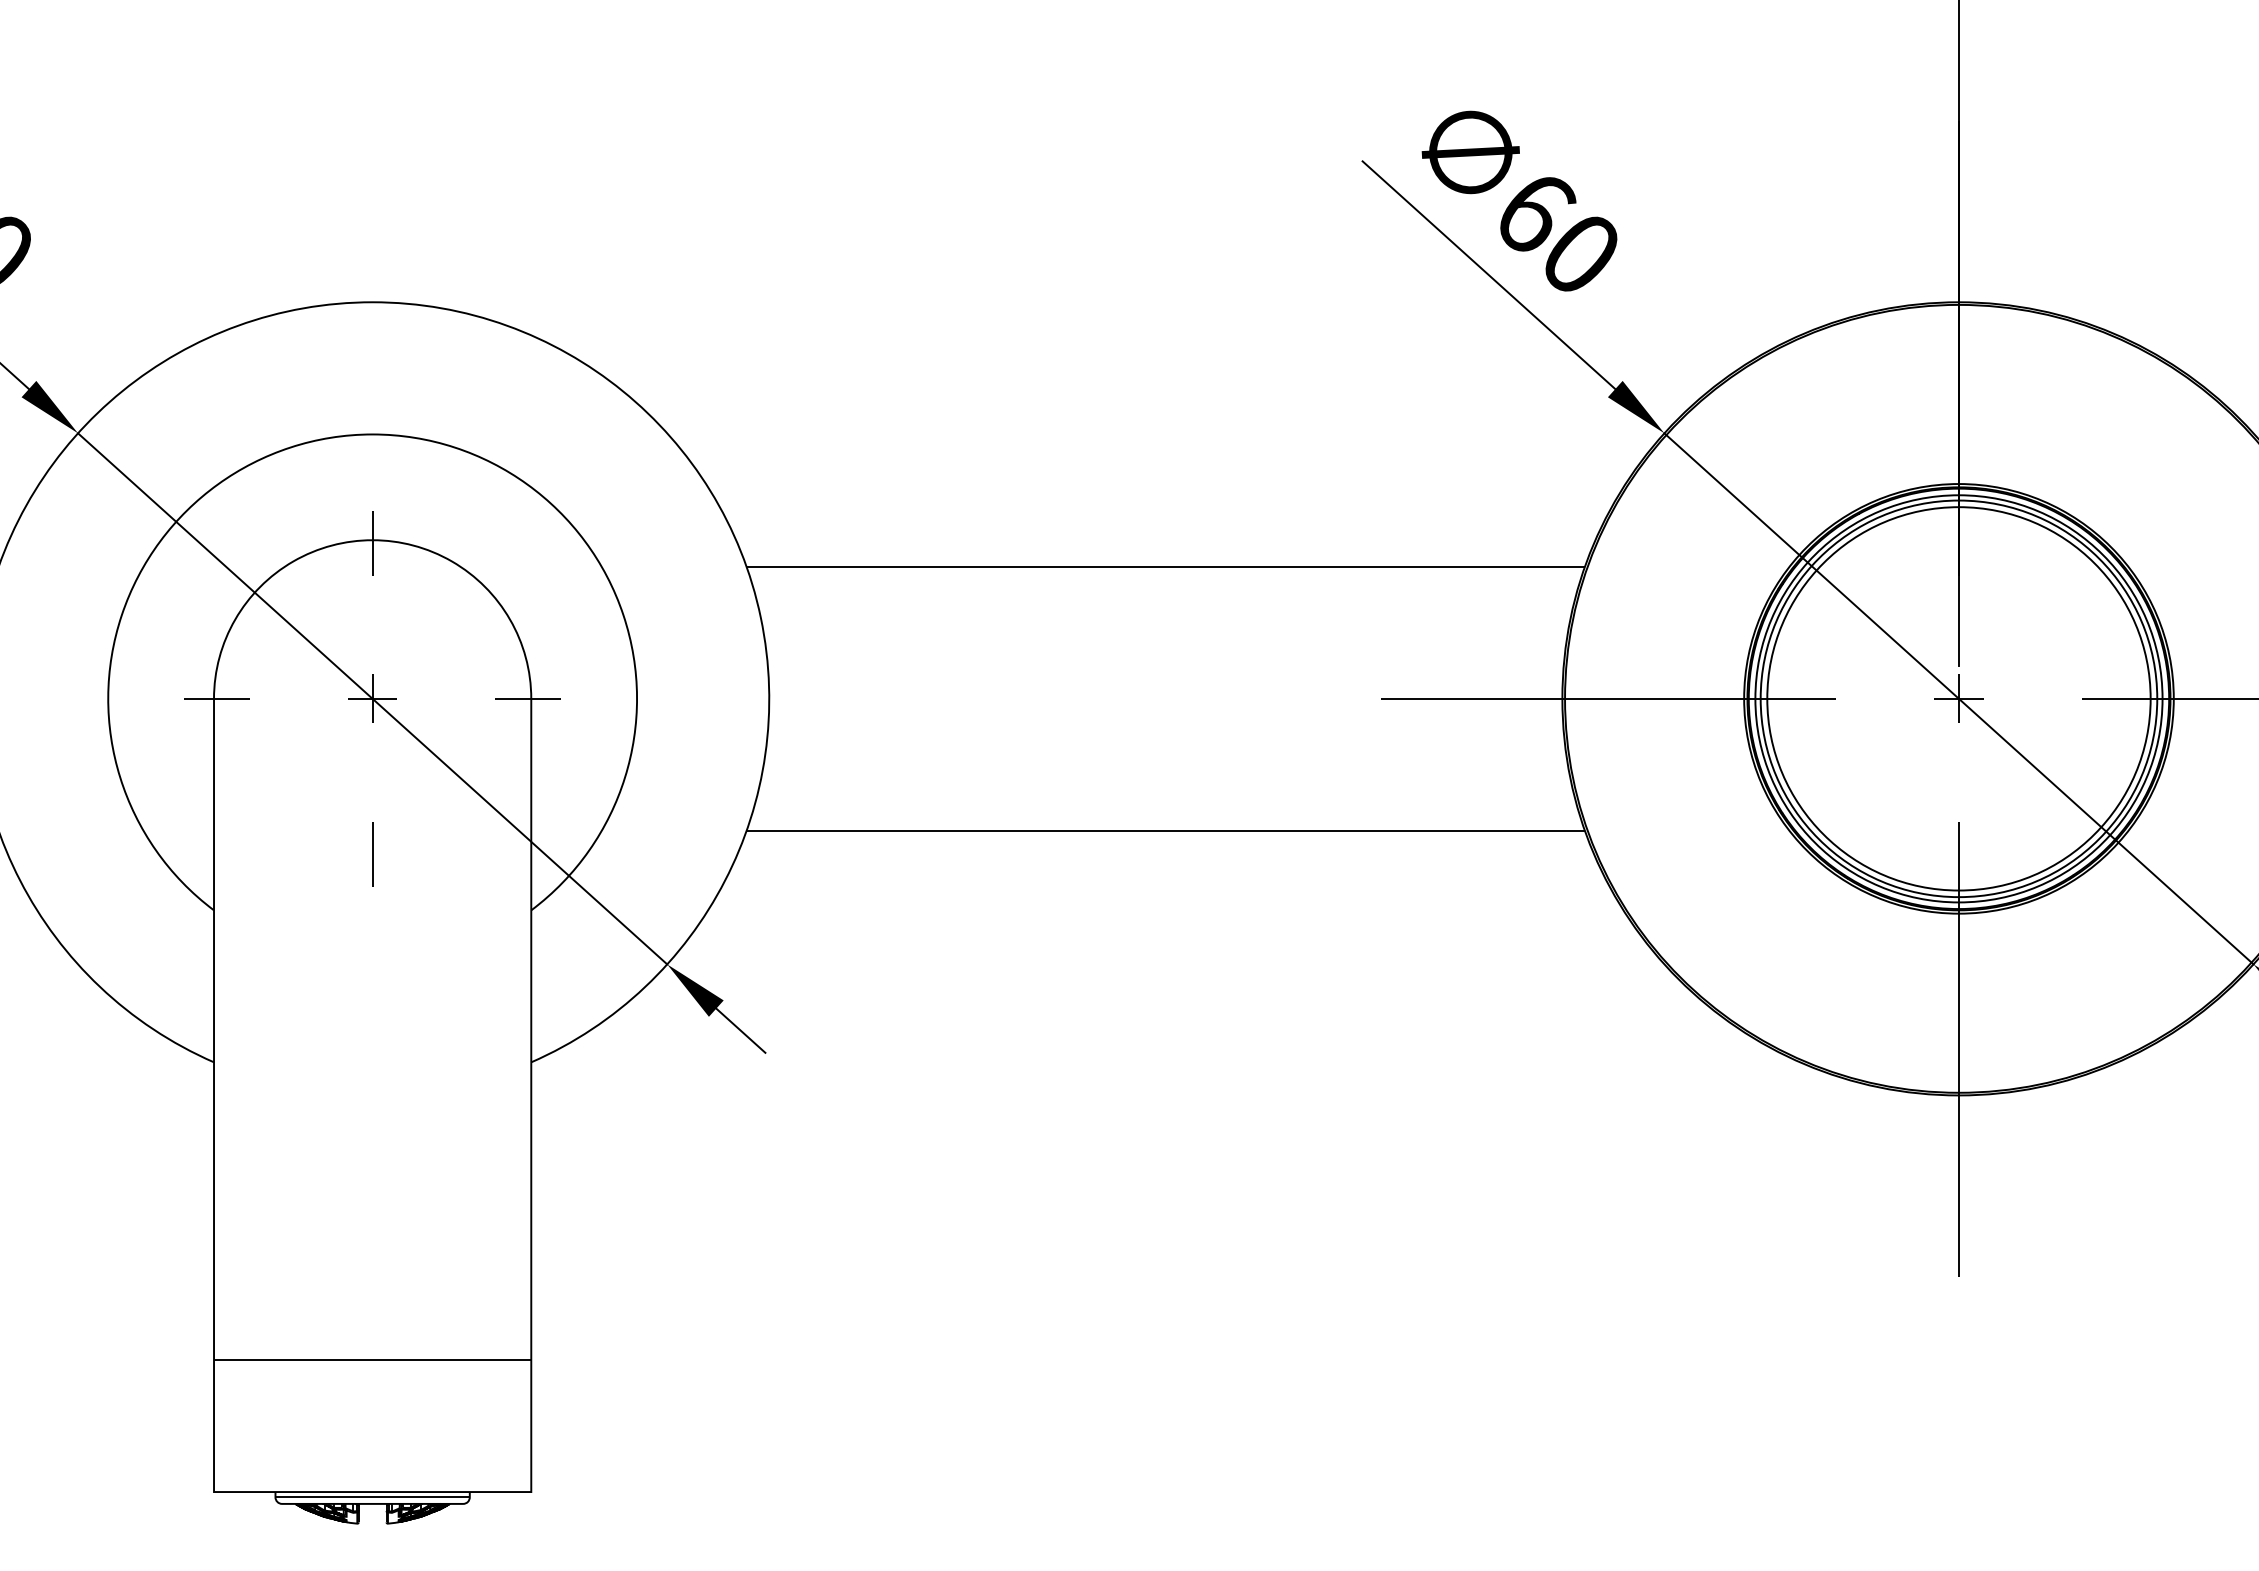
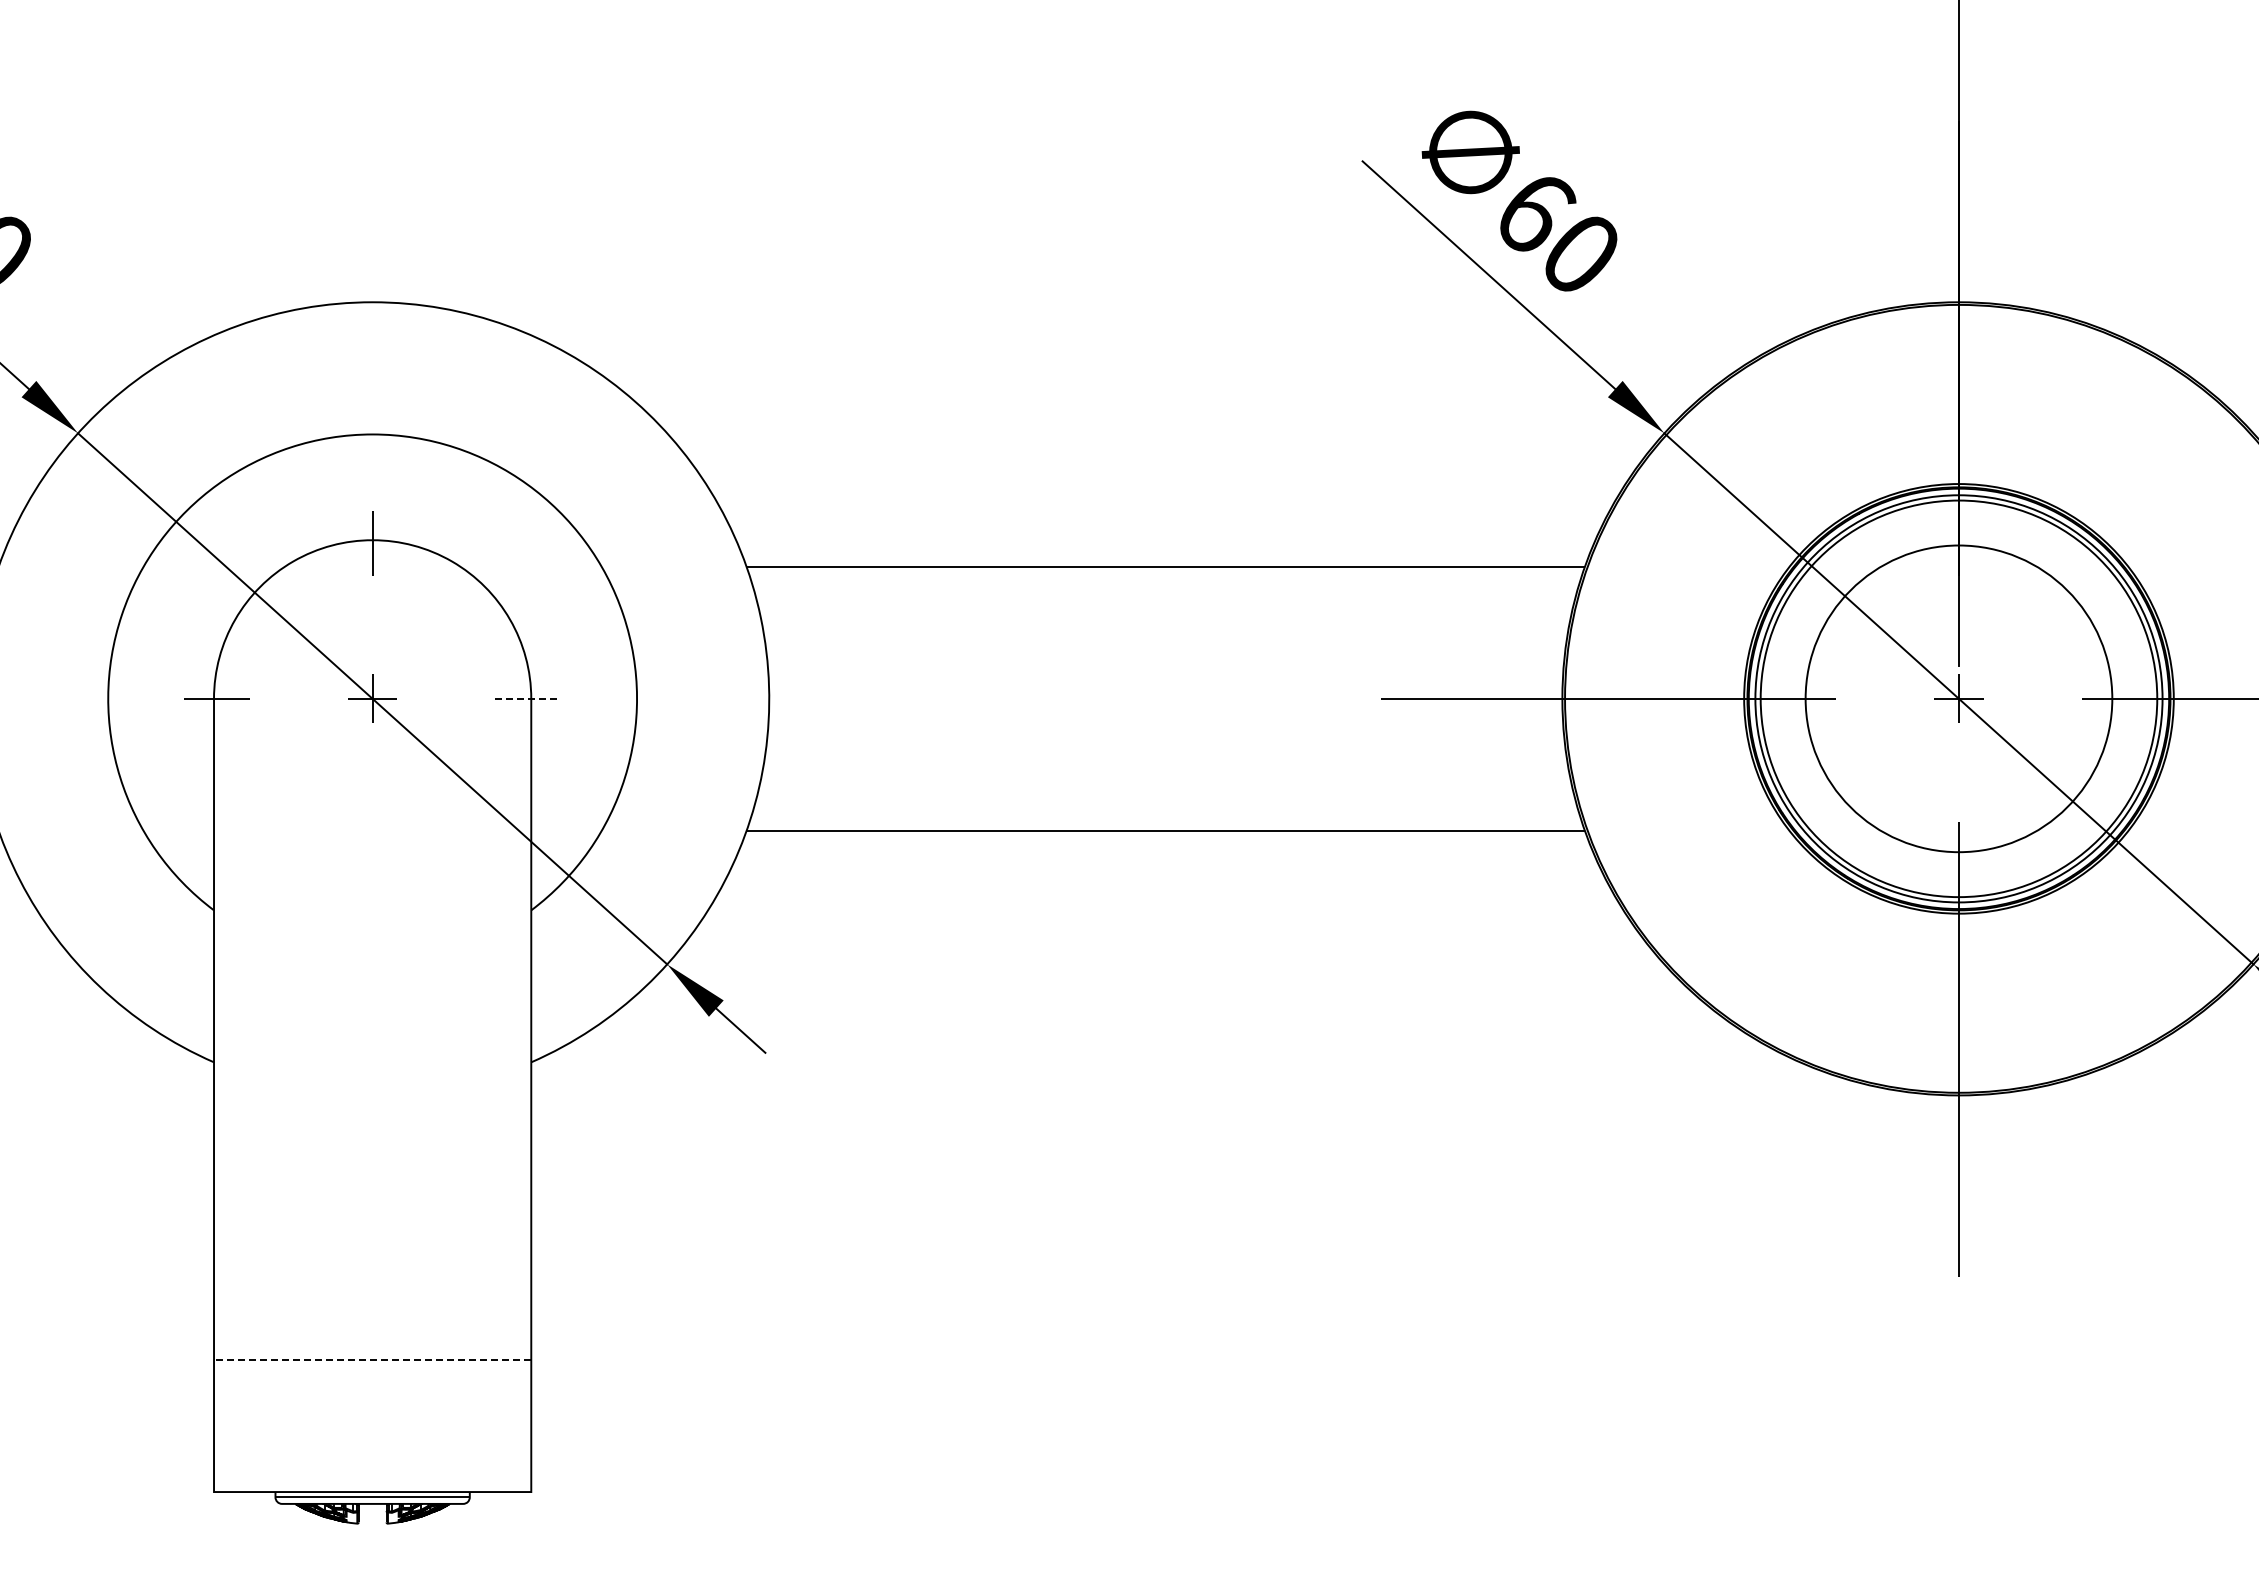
line: solid -> dashed (528, 698)
circle diameter: 383 px -> 307 px (1958, 698)
line: present -> none (372, 854)
line: solid -> dashed (372, 1359)
